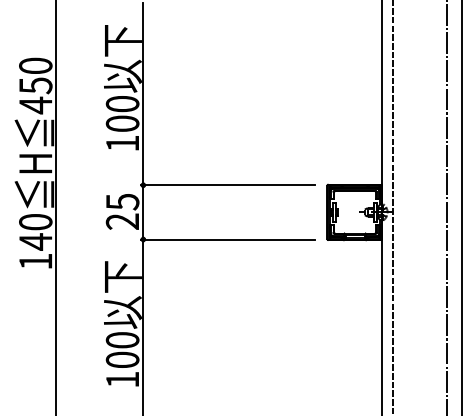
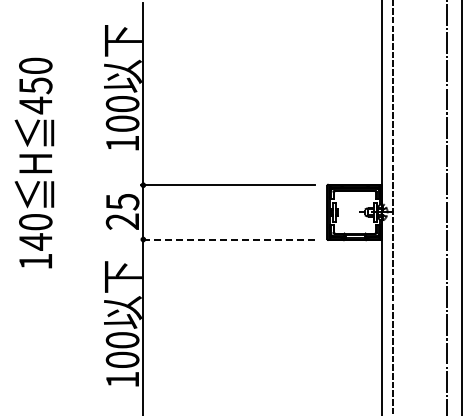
line: present -> none (56, 207)
line: solid -> dashed (228, 239)
